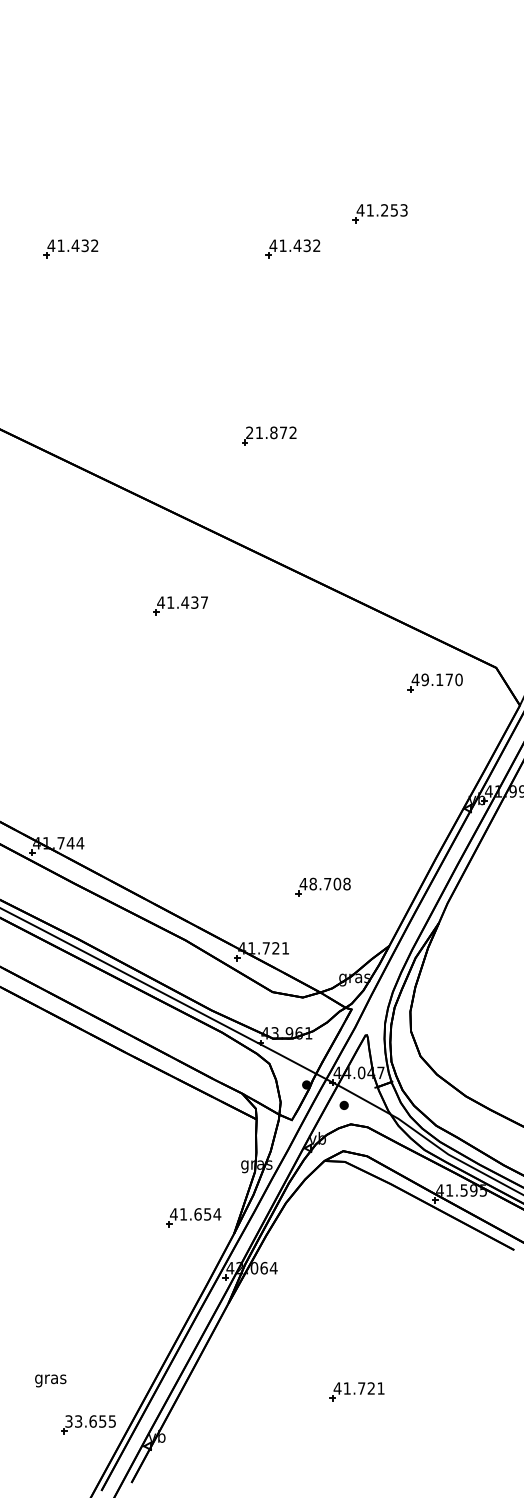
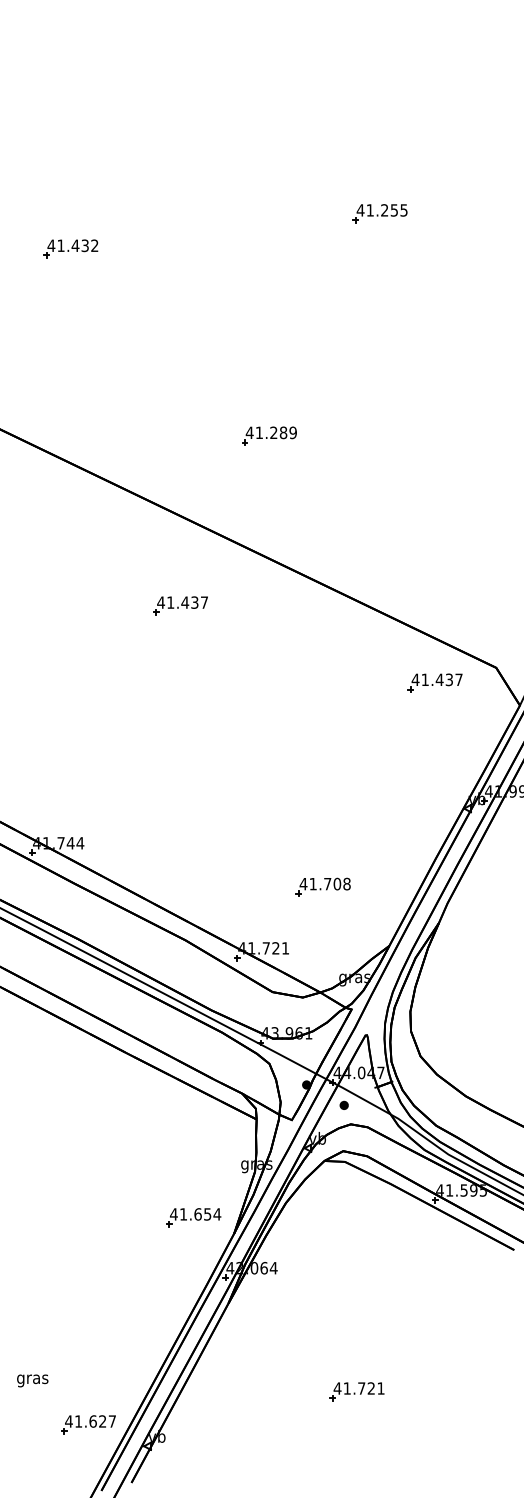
text: 41.253 -> 41.255 (403, 209)
part: present -> none (292, 248)
text: 21.872 -> 41.289 (270, 432)
text: 49.170 -> 41.437 (441, 679)
text: 48.708 -> 41.708 (312, 883)
text position: (50, 1380) -> (32, 1380) (32, 1380)
text: 33.655 -> 41.627 (90, 1421)
